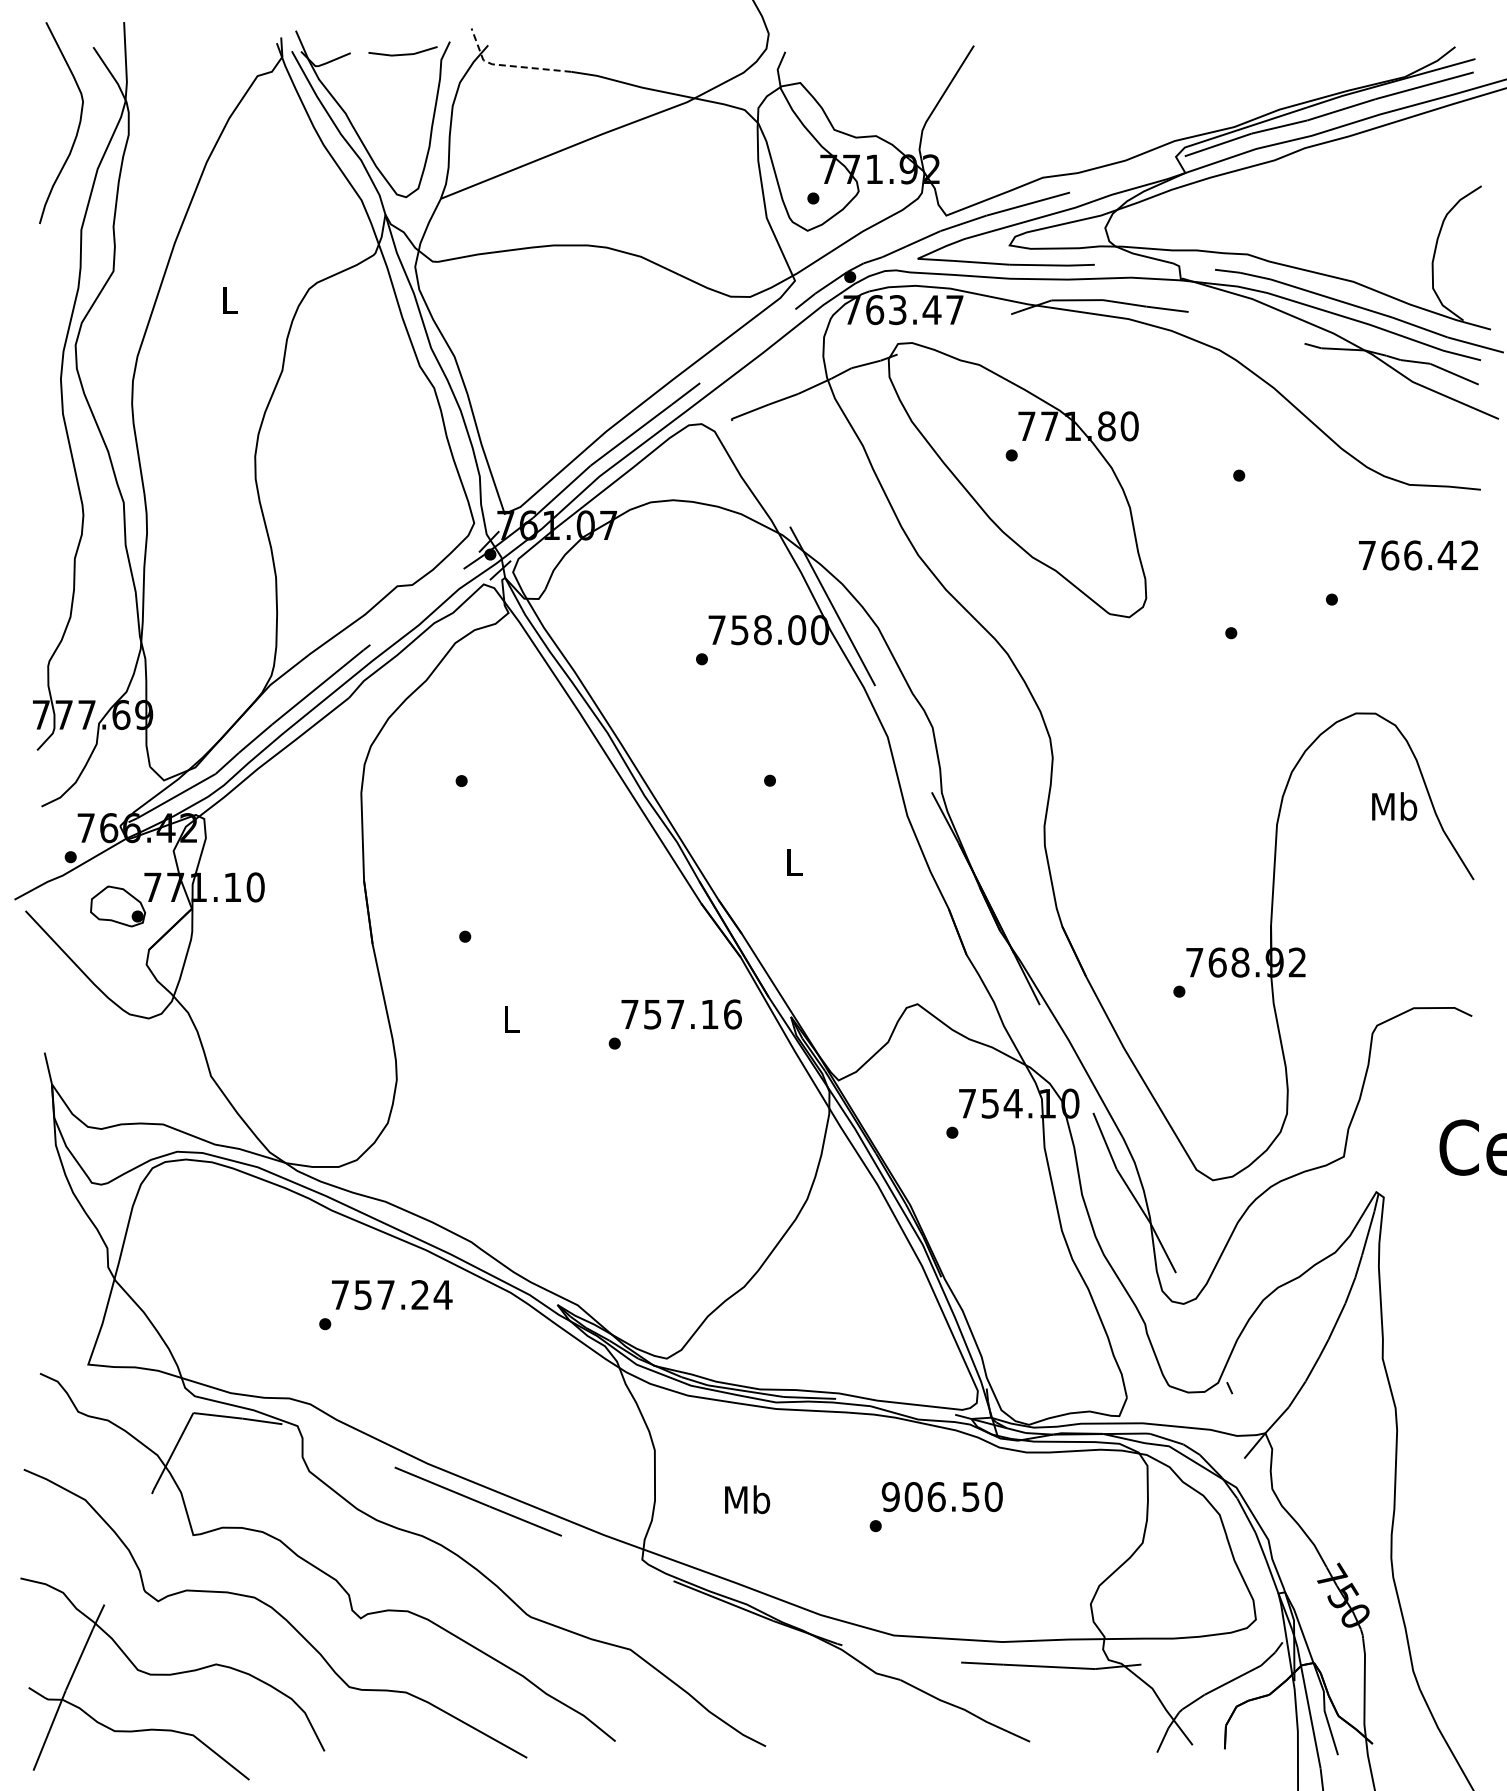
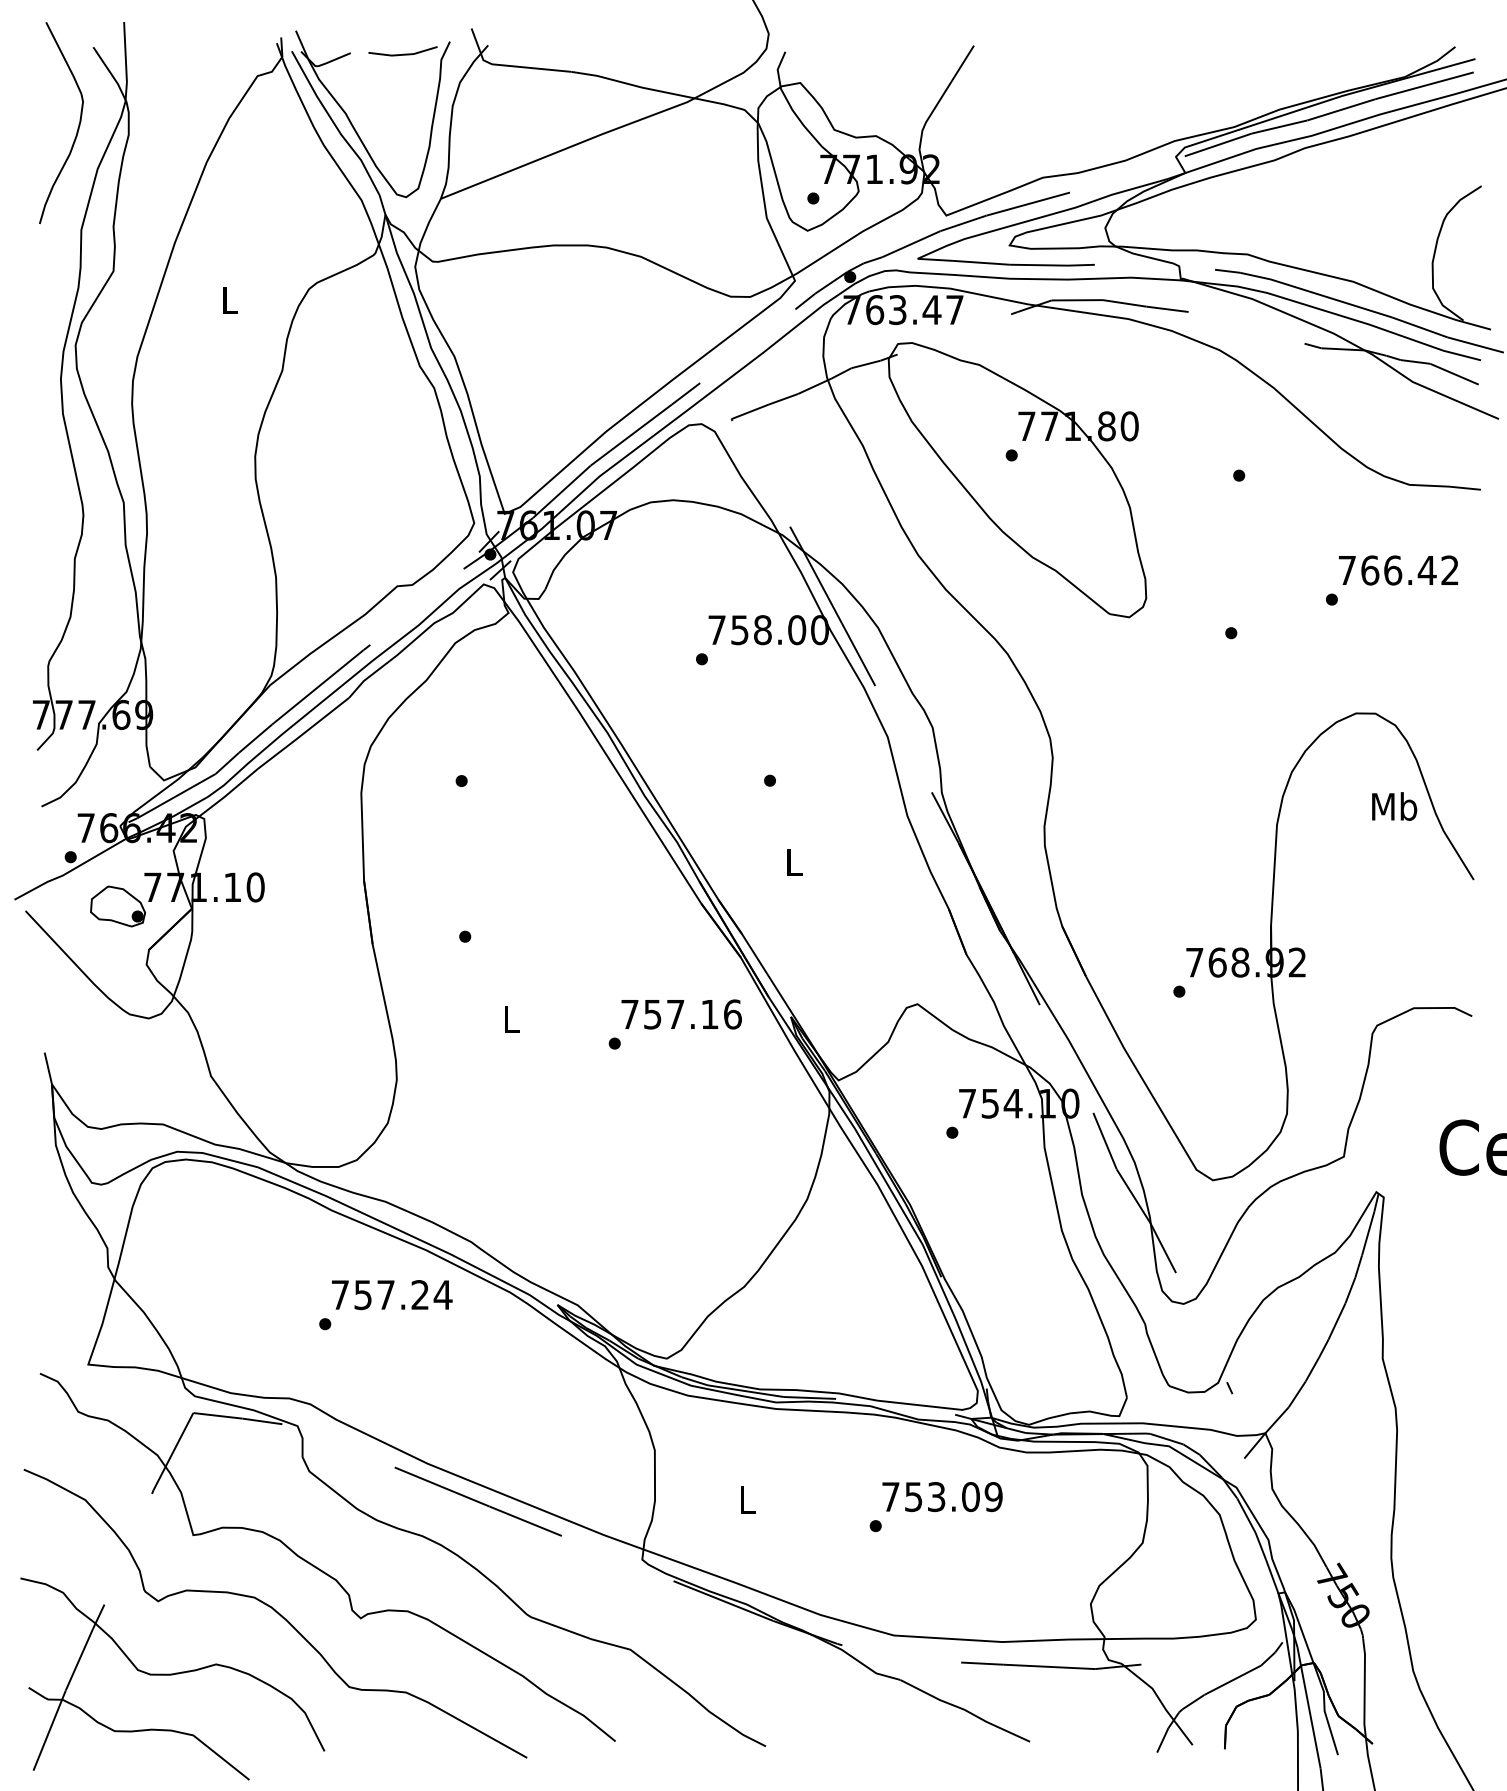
line: dashed -> solid (509, 65)
text position: (1418, 555) -> (1398, 570) (1398, 570)
text: 906.50 -> 753.09 (941, 1497)
text: Mb -> L (747, 1499)
